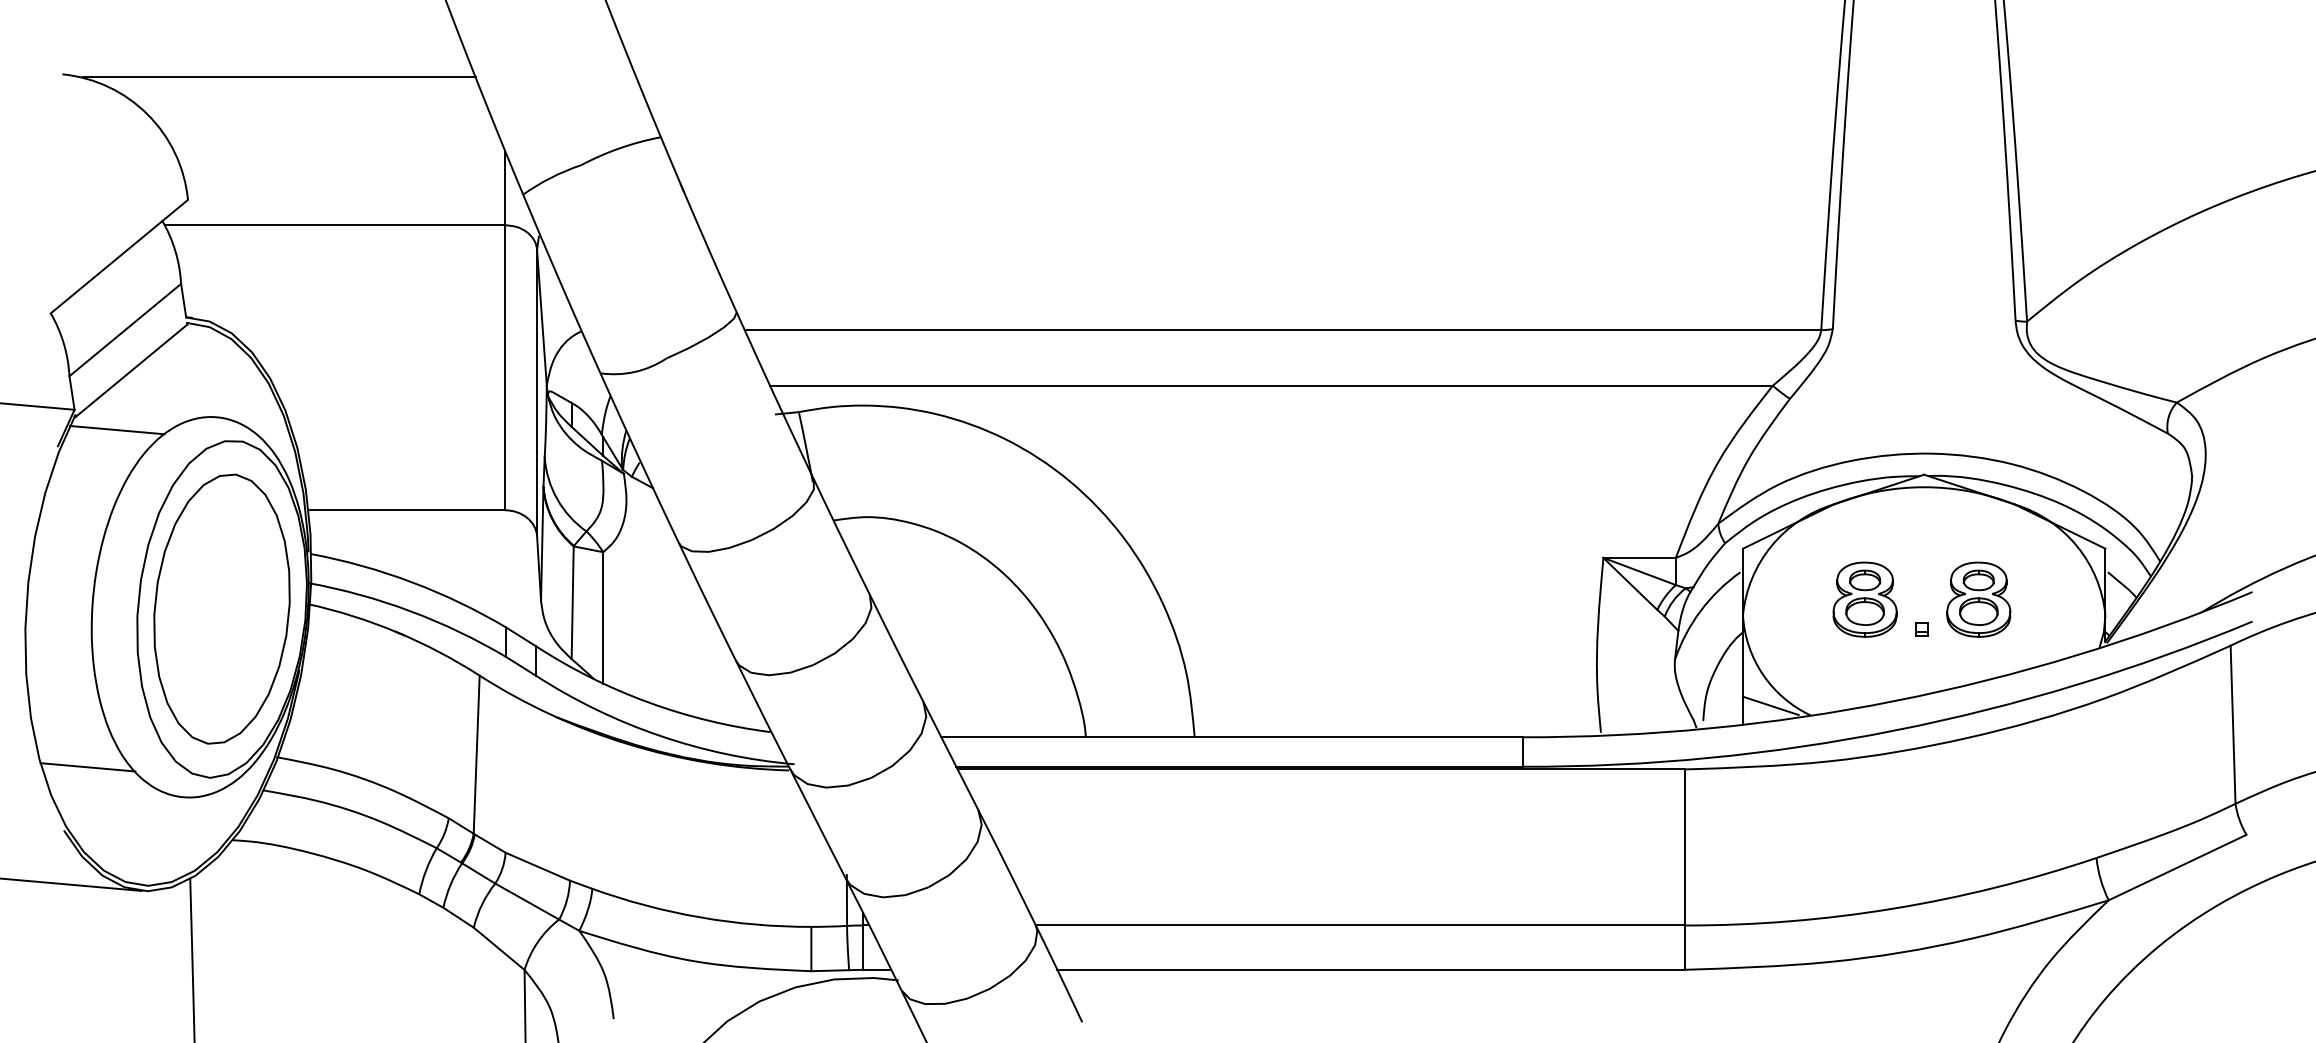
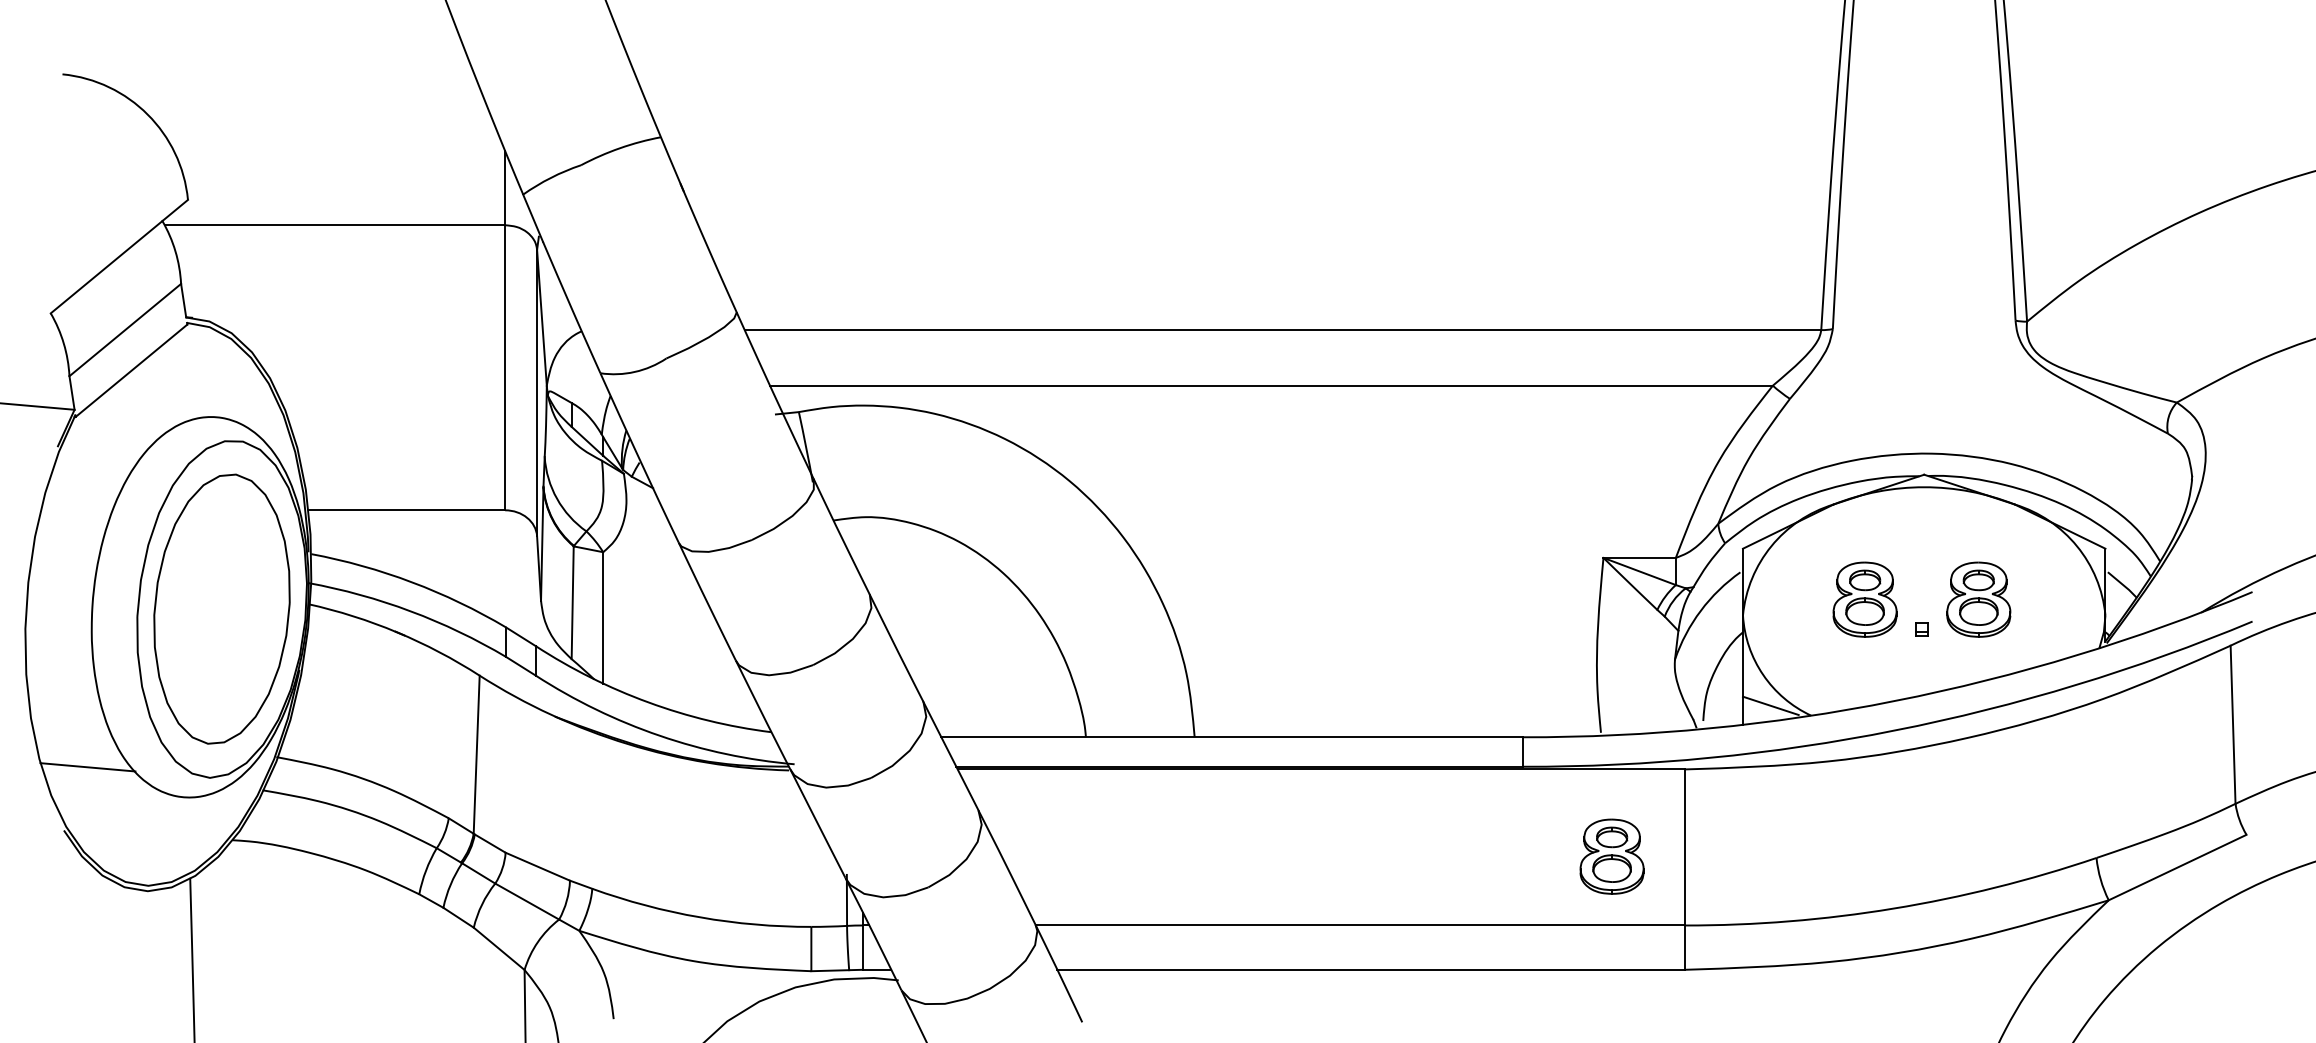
line: present -> none (279, 77)
line: present -> none (117, 429)
part: none -> present (1611, 856)
line: present -> none (71, 884)
